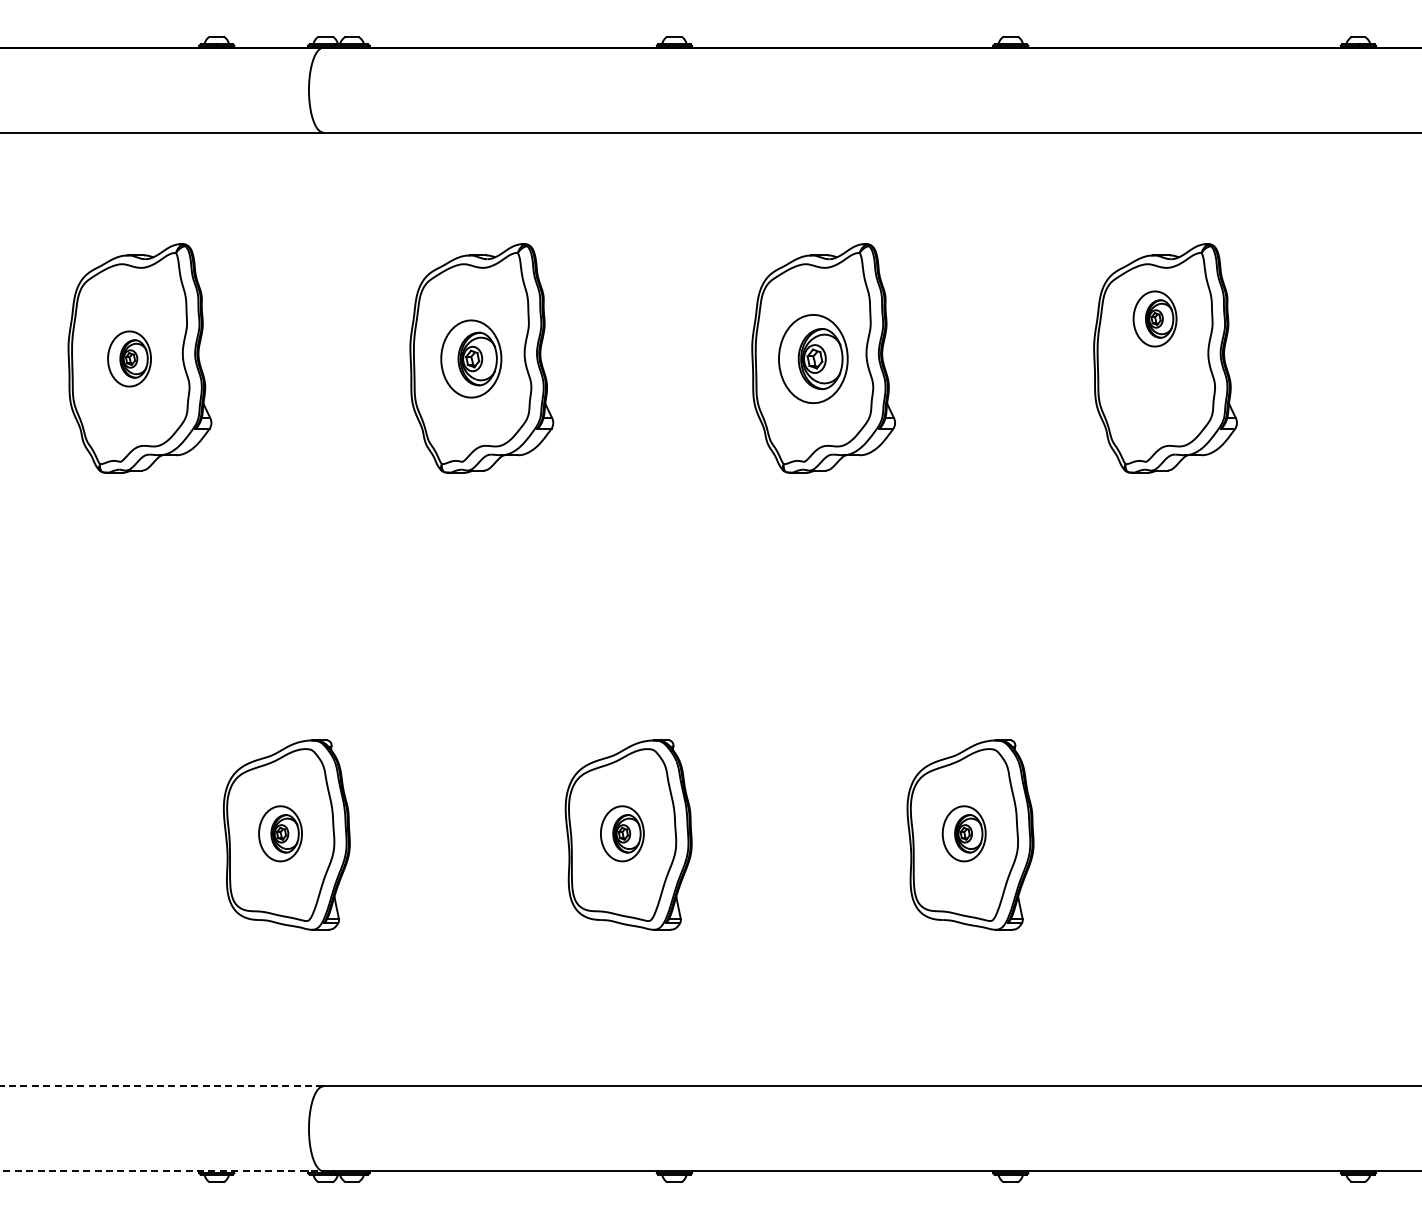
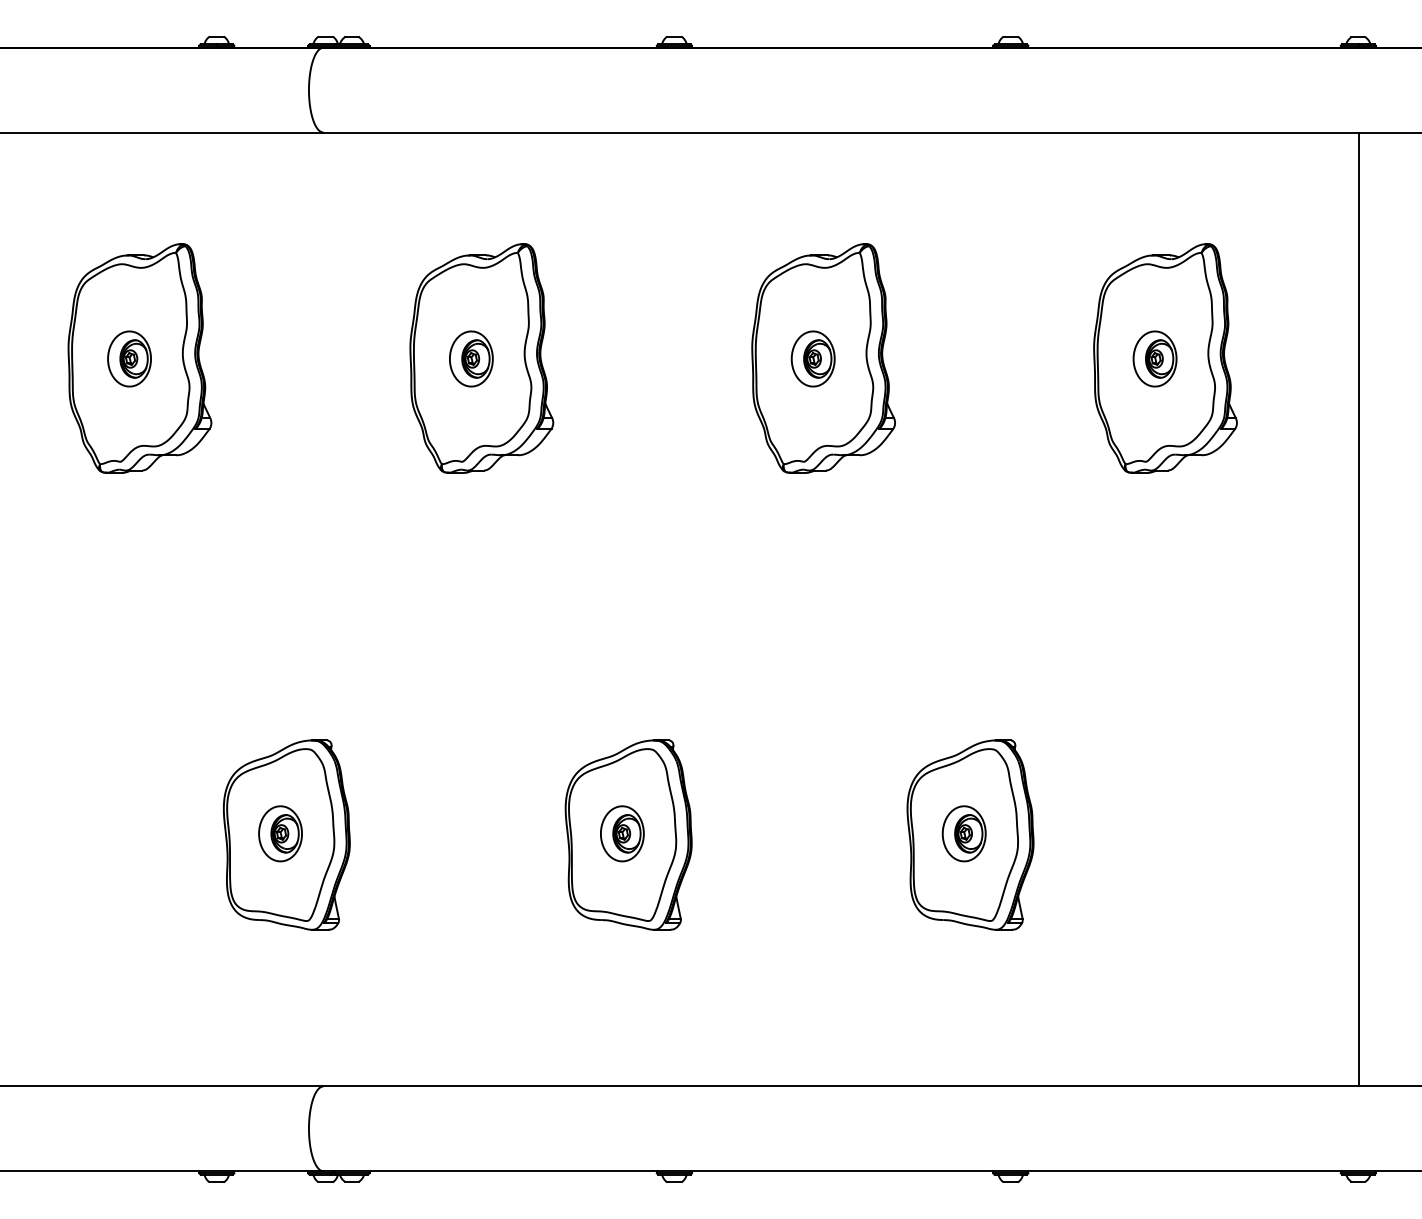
part position: (1154, 318) -> (1154, 358) (1154, 358)
part size: 63x80 px -> 45x58 px (471, 358)
part size: 71x91 px -> 46x58 px (812, 358)
line: none -> present (1359, 609)
line: dashed -> solid (161, 1086)
line: dashed -> solid (162, 1171)
